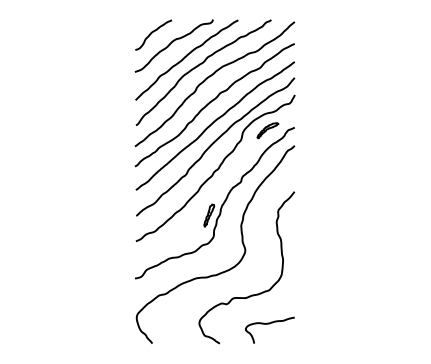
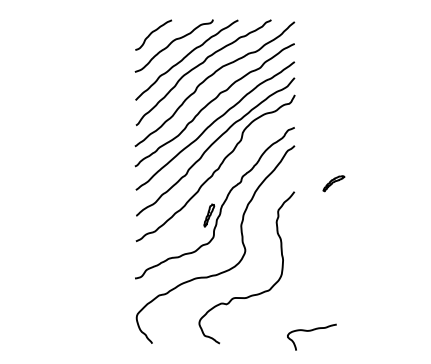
part position: (267, 130) -> (333, 183) (333, 183)
curve position: (269, 324) -> (311, 331) (311, 331)
